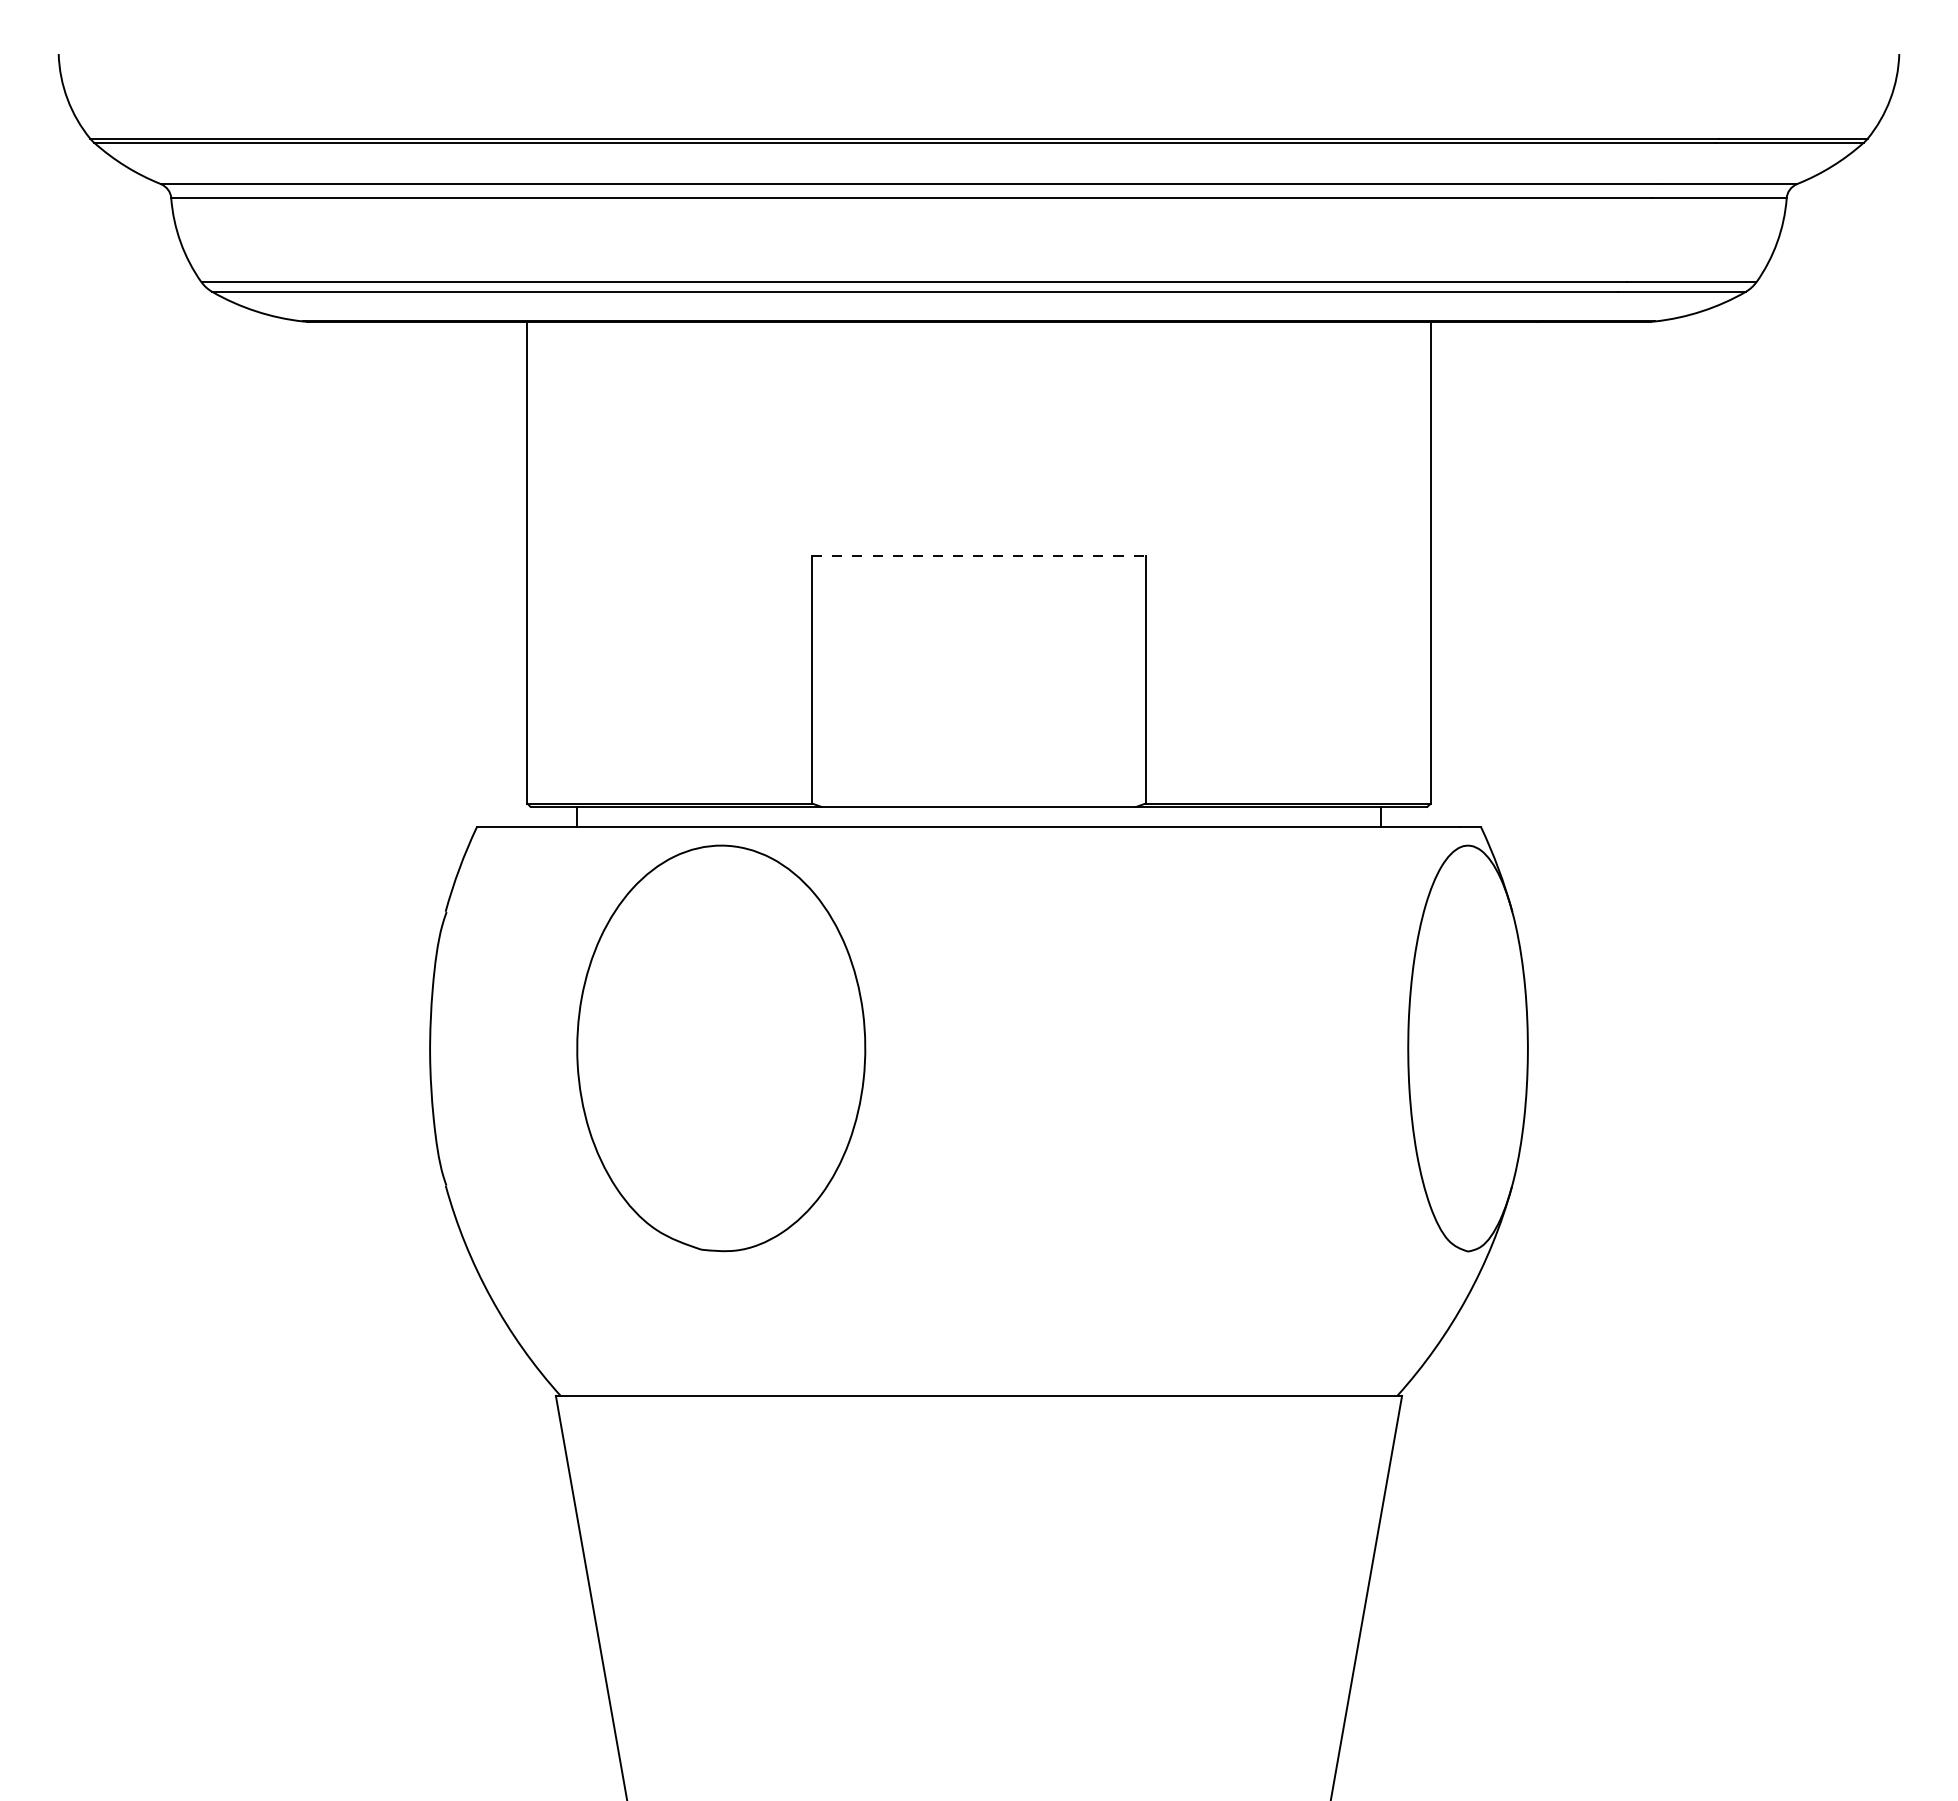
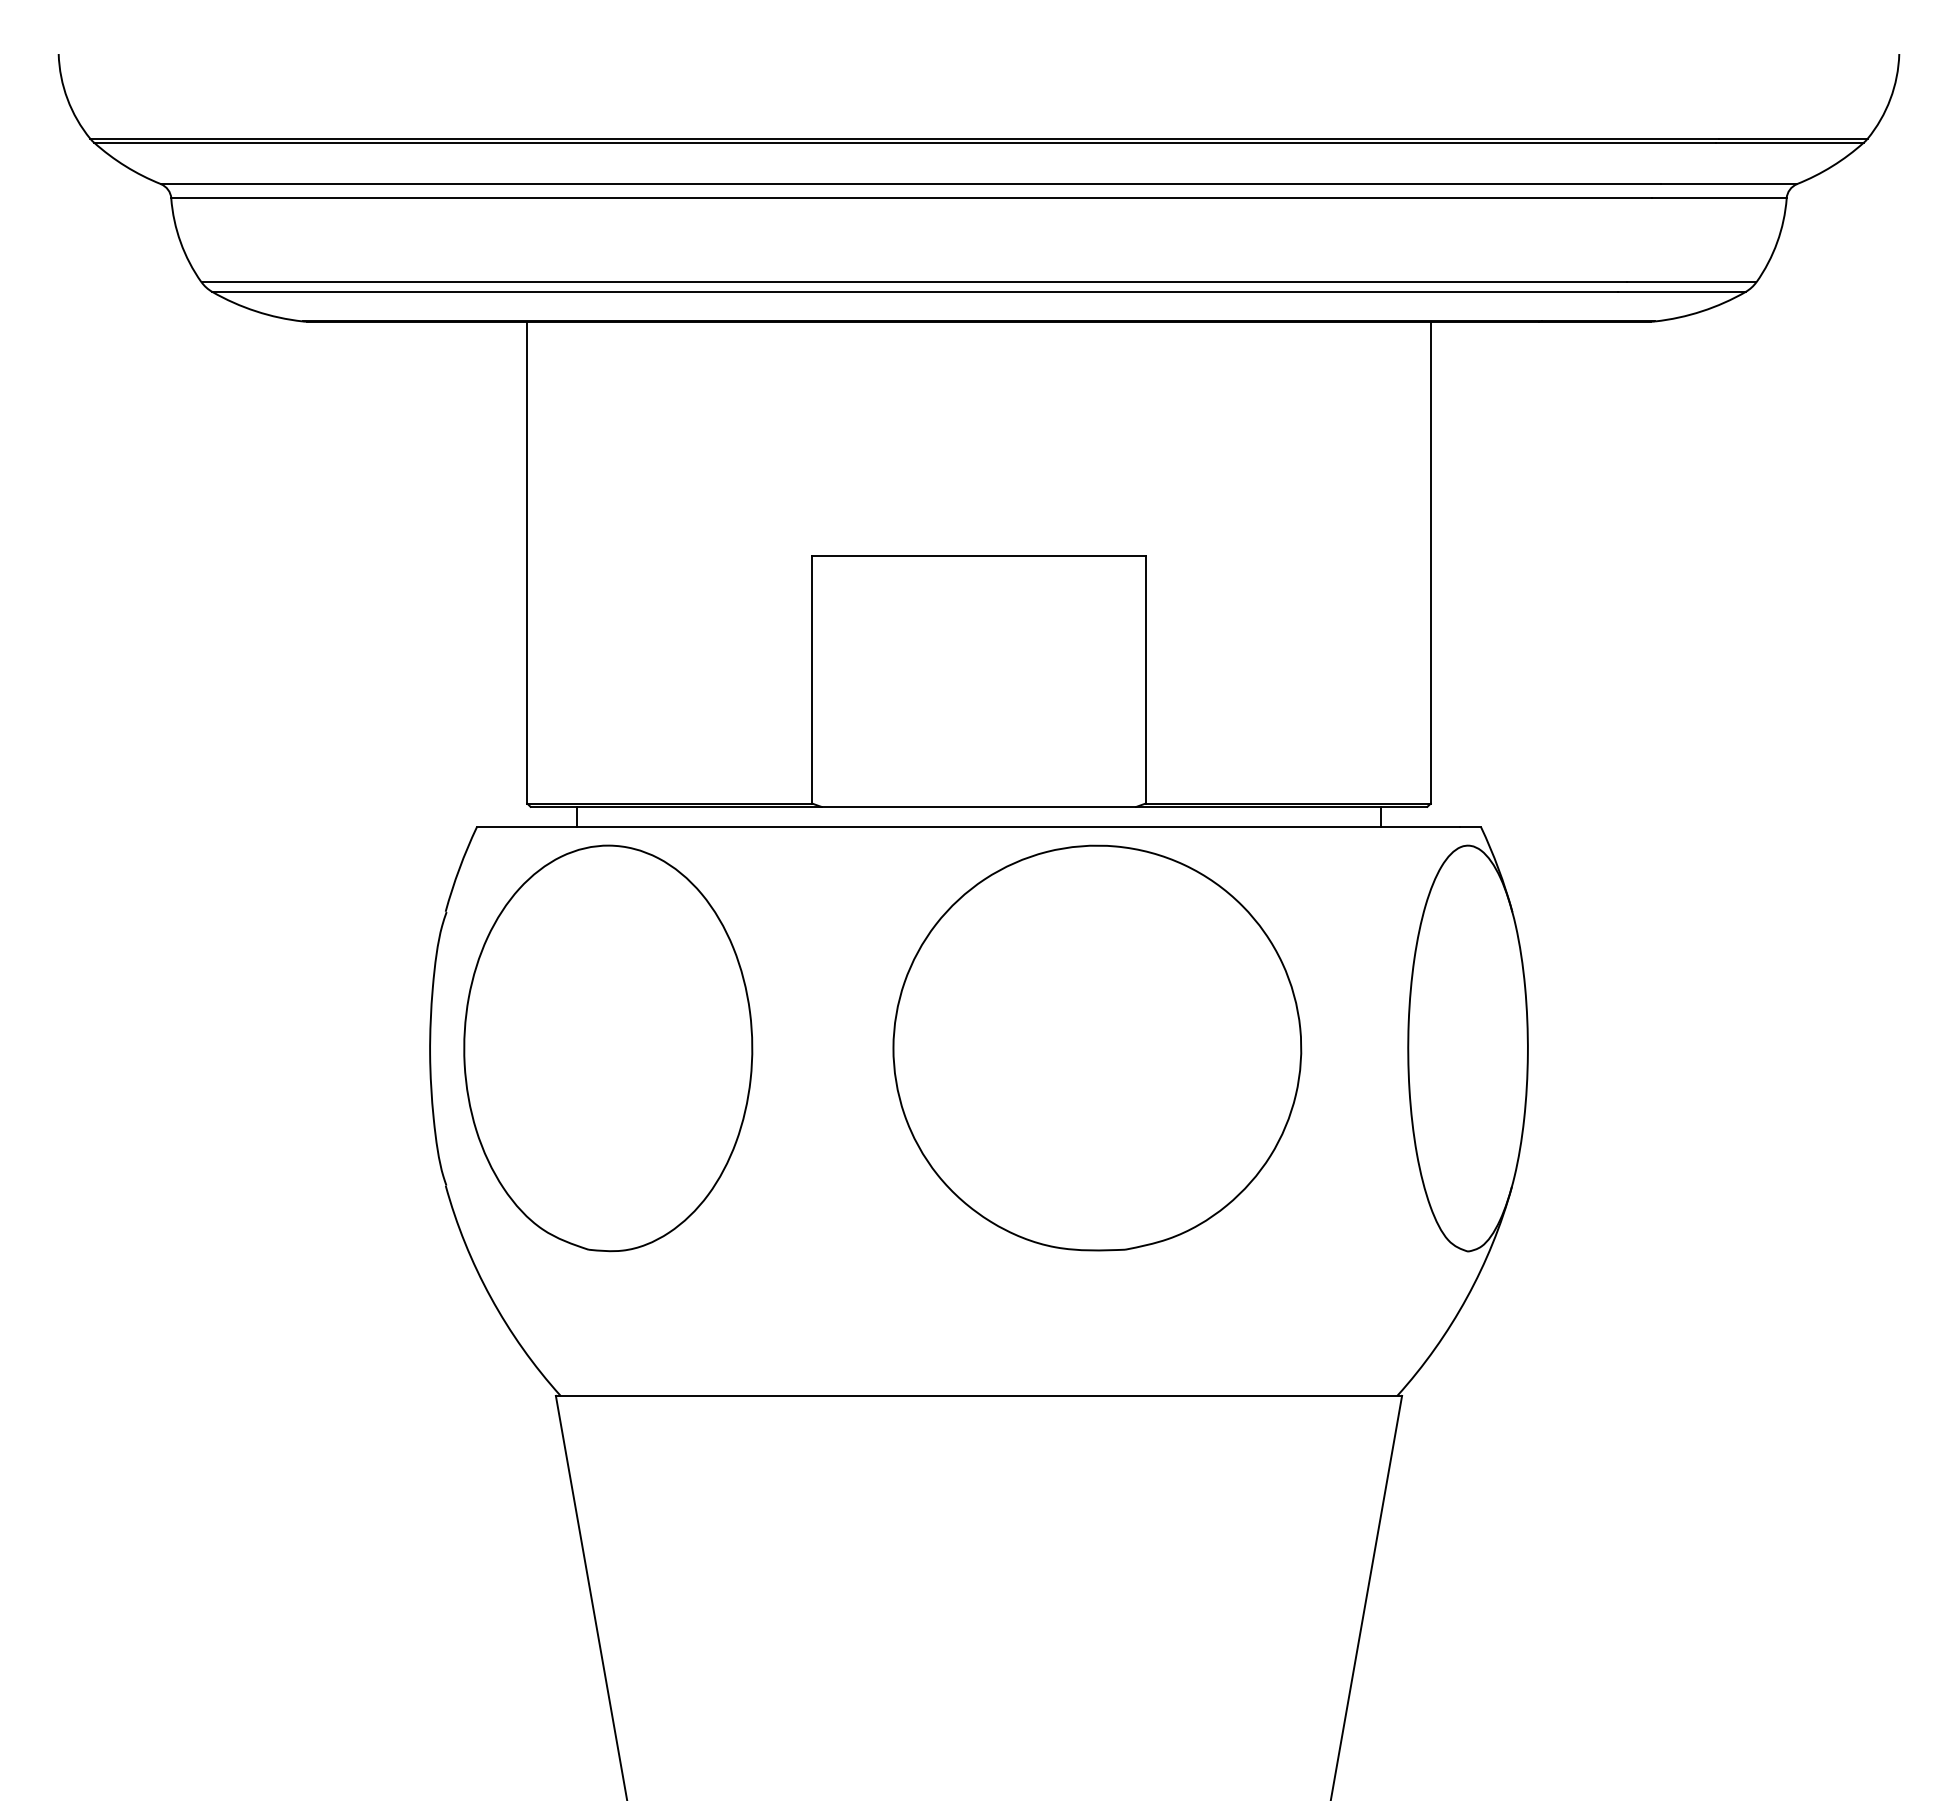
line: dashed -> solid (978, 555)
part: none -> present (1097, 1047)
part position: (721, 1048) -> (608, 1048) (608, 1048)
